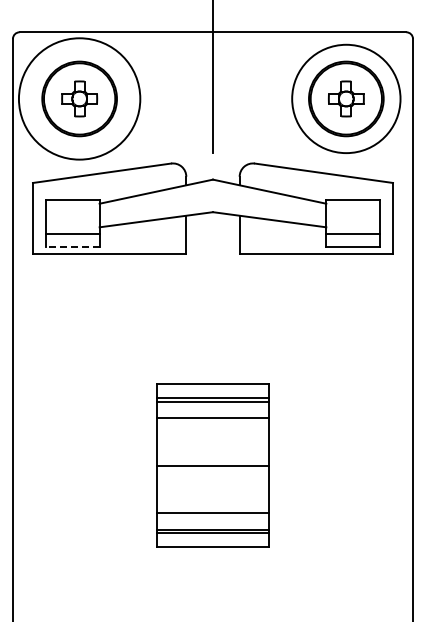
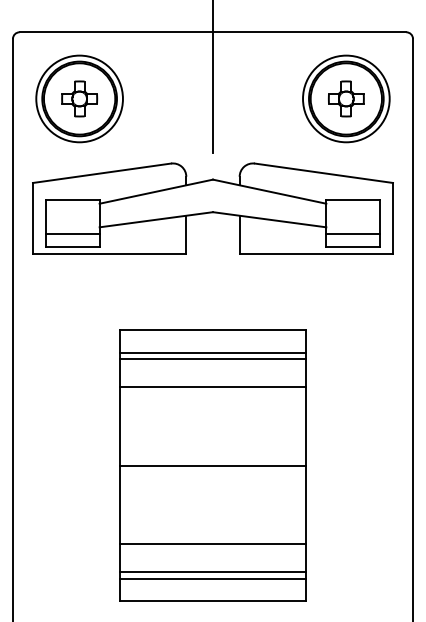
circle diameter: 121 px -> 87 px (79, 98)
circle diameter: 108 px -> 87 px (346, 98)
line: dashed -> solid (72, 246)
part size: 114x165 px -> 188x273 px (212, 465)
